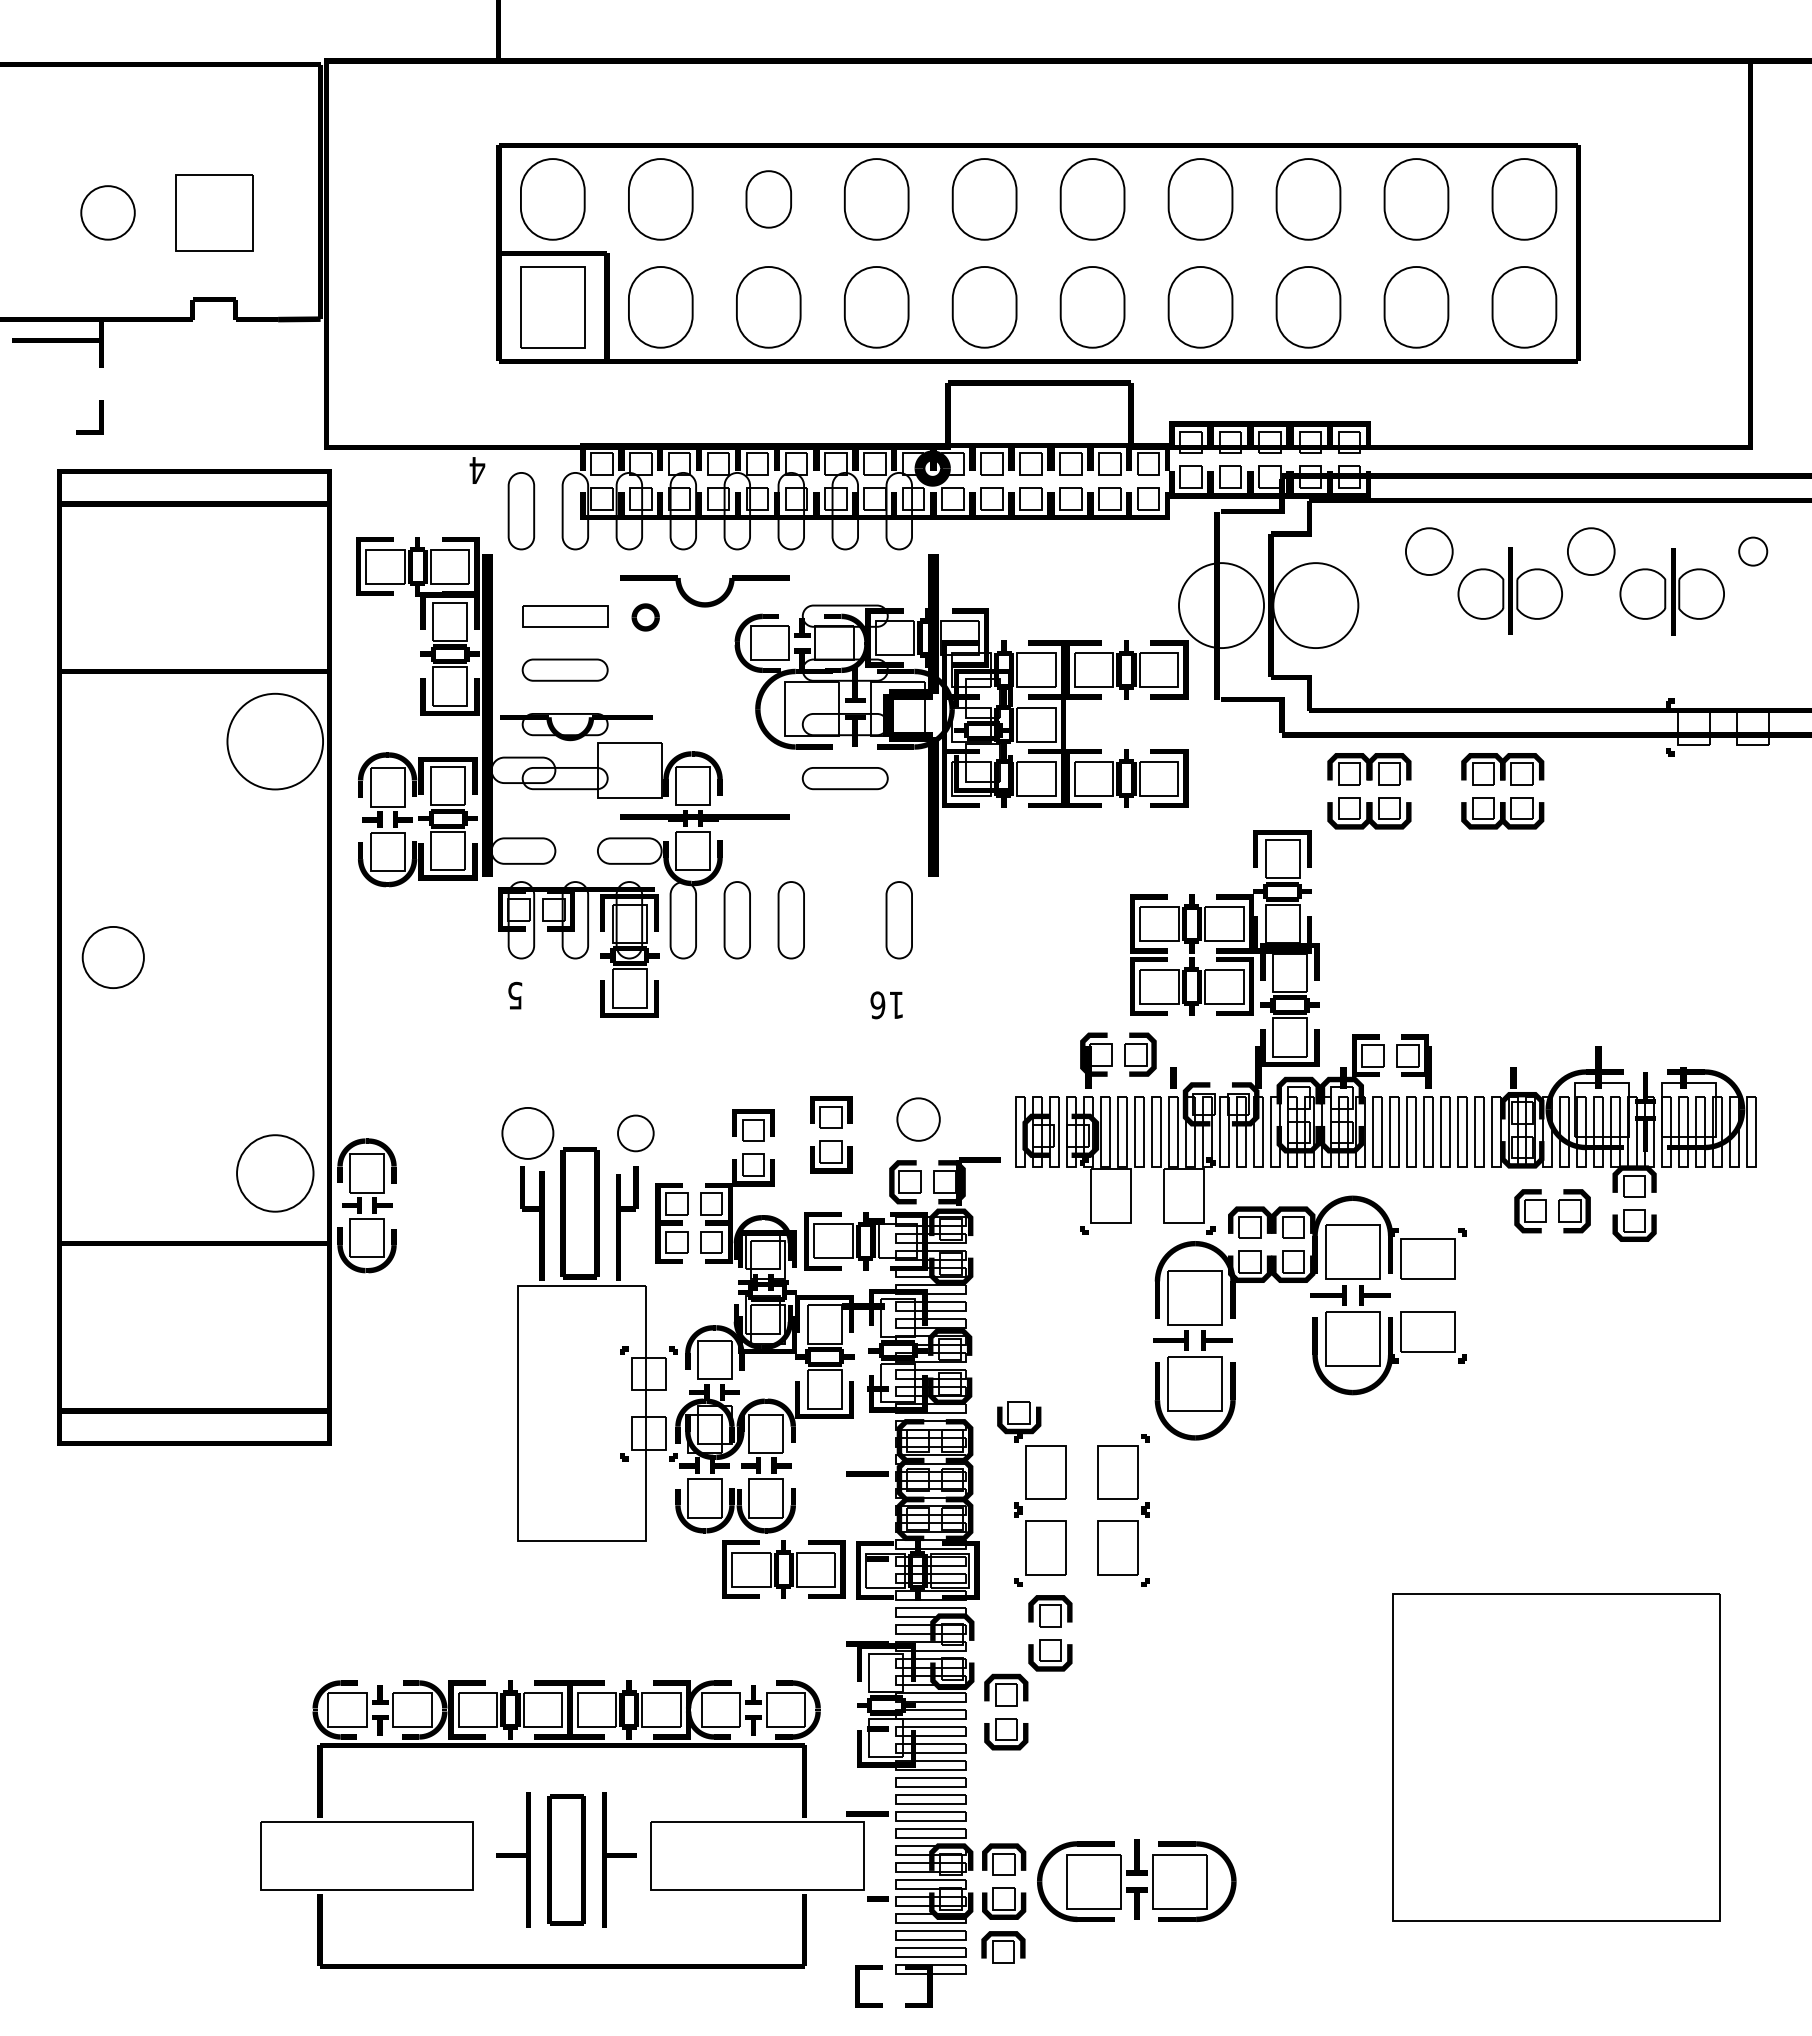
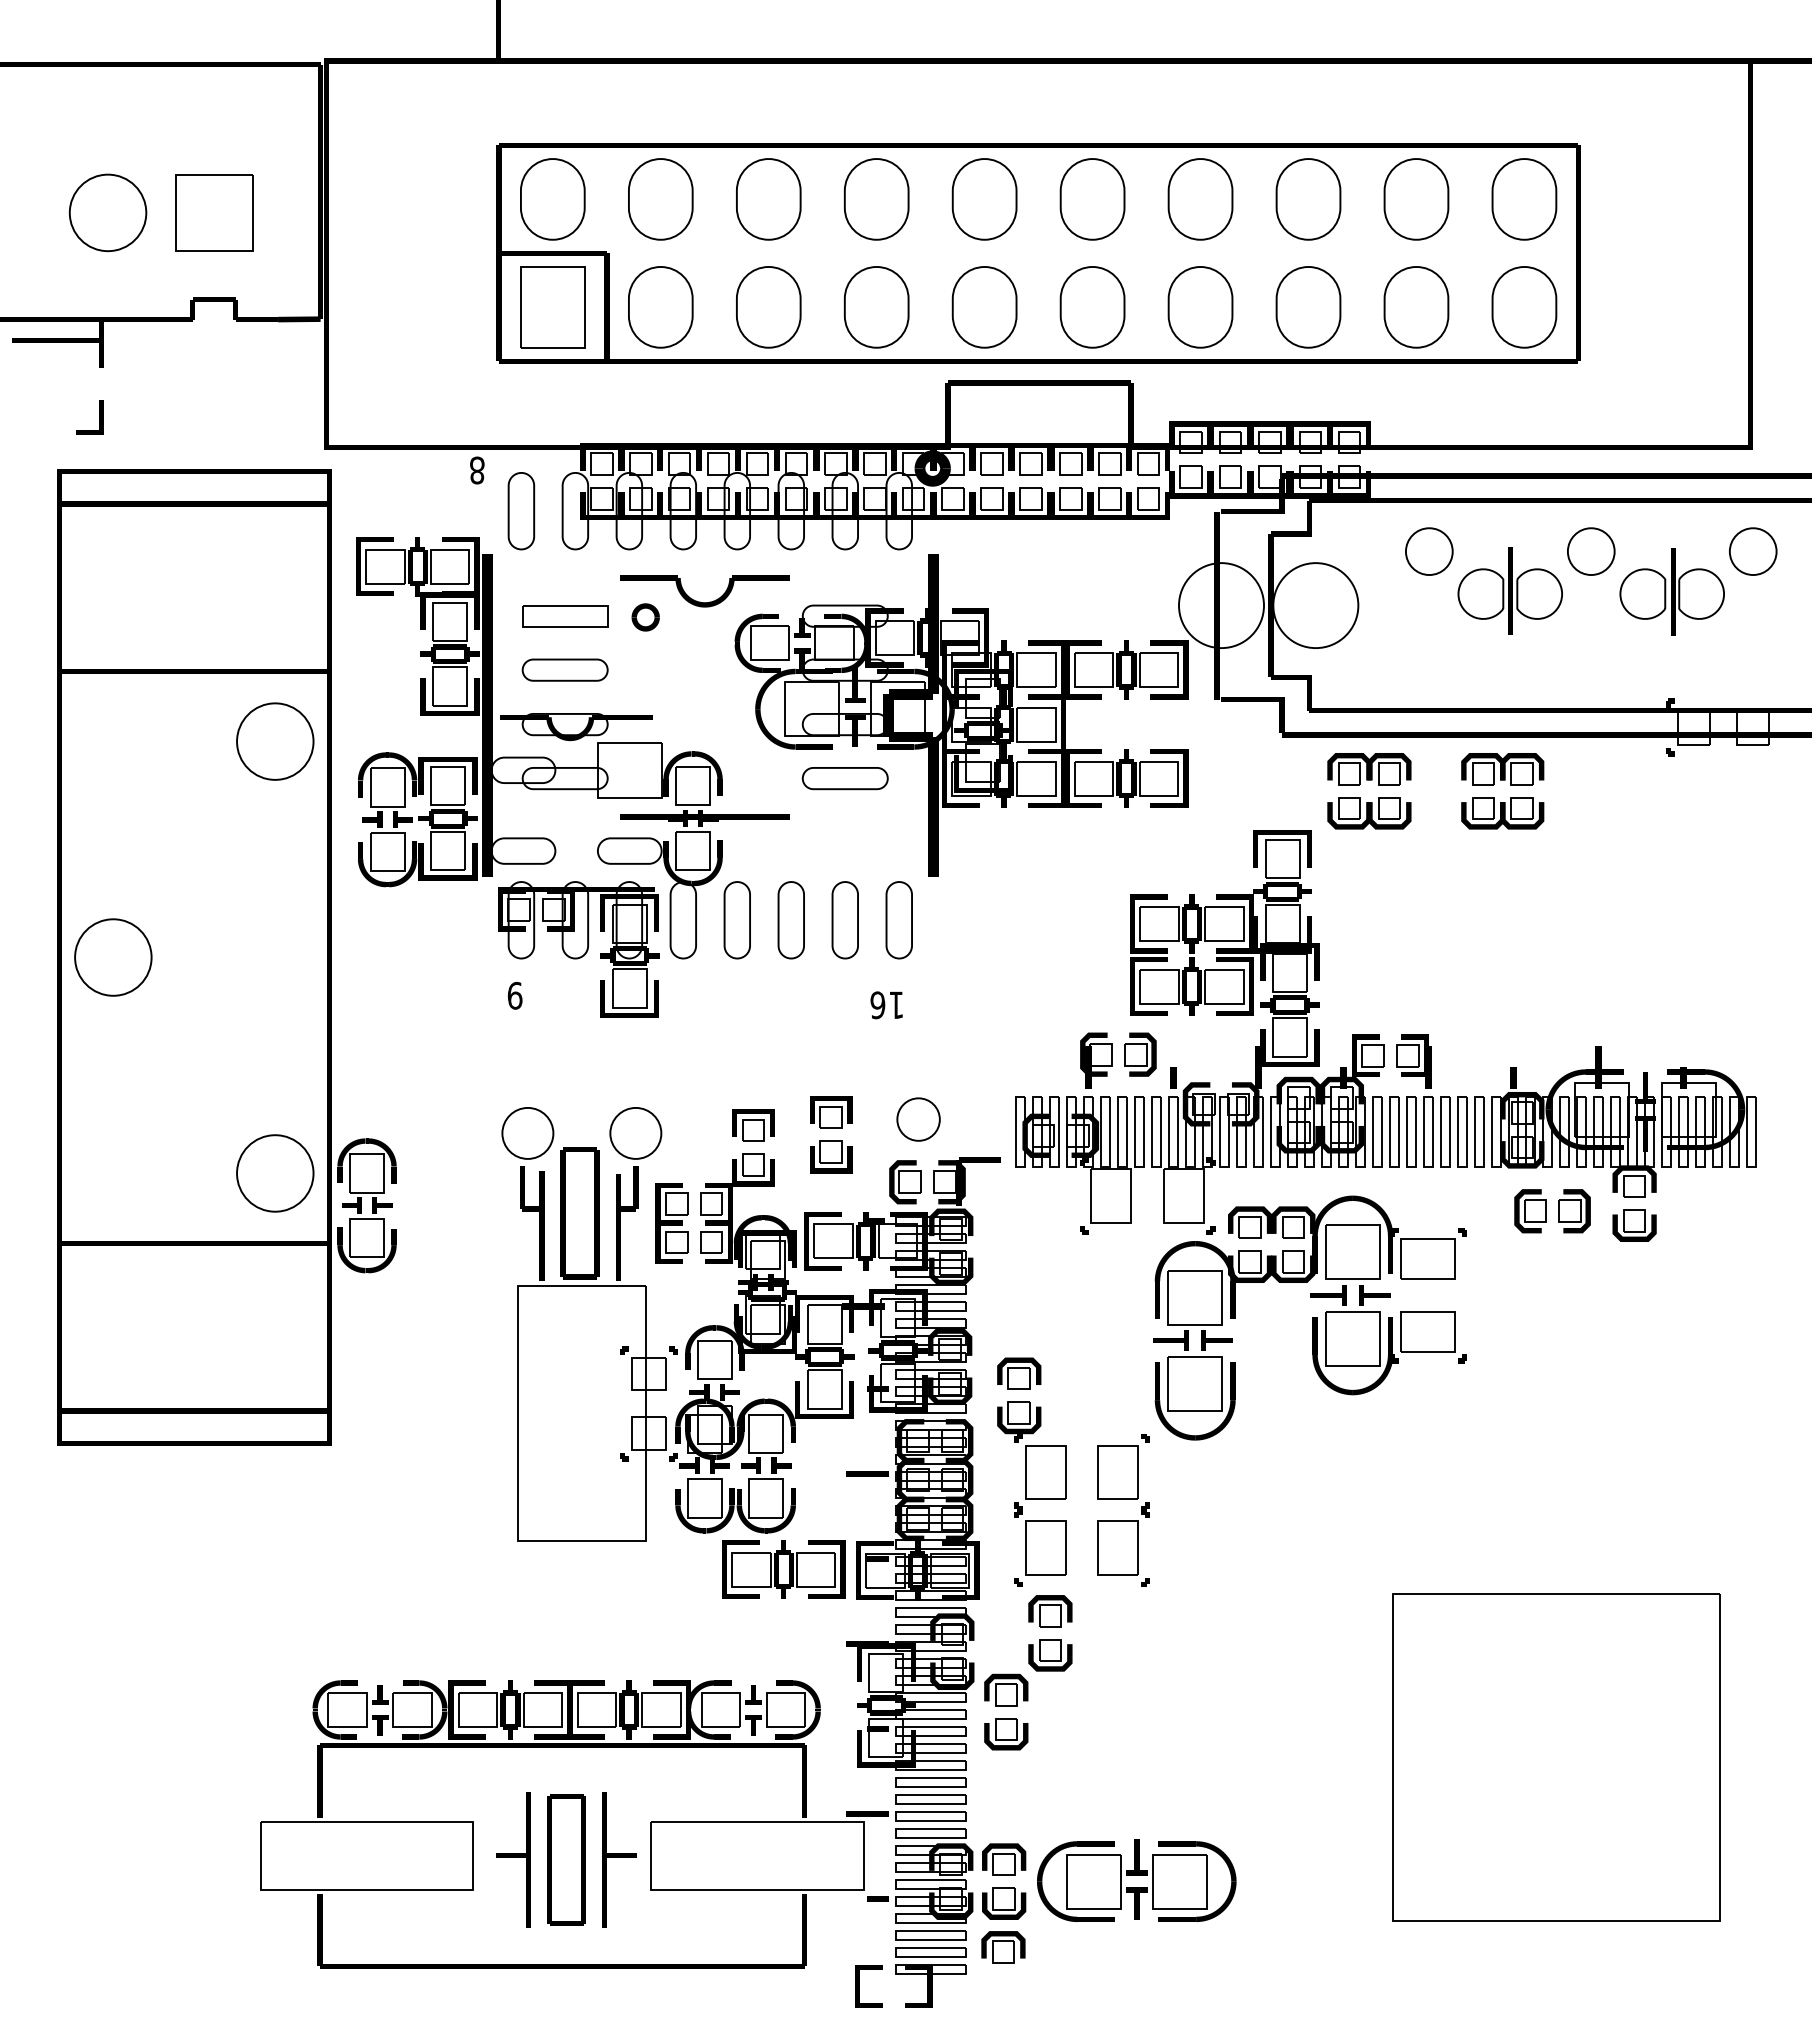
part size: 47x59 px -> 66x83 px (768, 199)
circle diameter: 54 px -> 77 px (107, 212)
text: 4 -> 8 (477, 470)
circle diameter: 28 px -> 47 px (1752, 551)
circle diameter: 96 px -> 77 px (275, 741)
part: none -> present (844, 920)
circle diameter: 61 px -> 77 px (113, 957)
text: 5 -> 9 (514, 995)
circle diameter: 36 px -> 51 px (635, 1132)
part: none -> present (1019, 1373)
